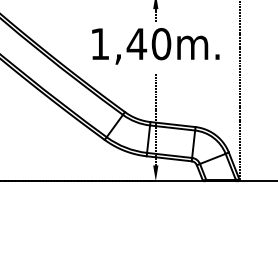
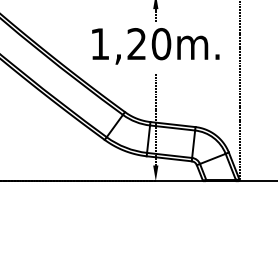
text: 1,40m. -> 1,20m. (136, 43)
